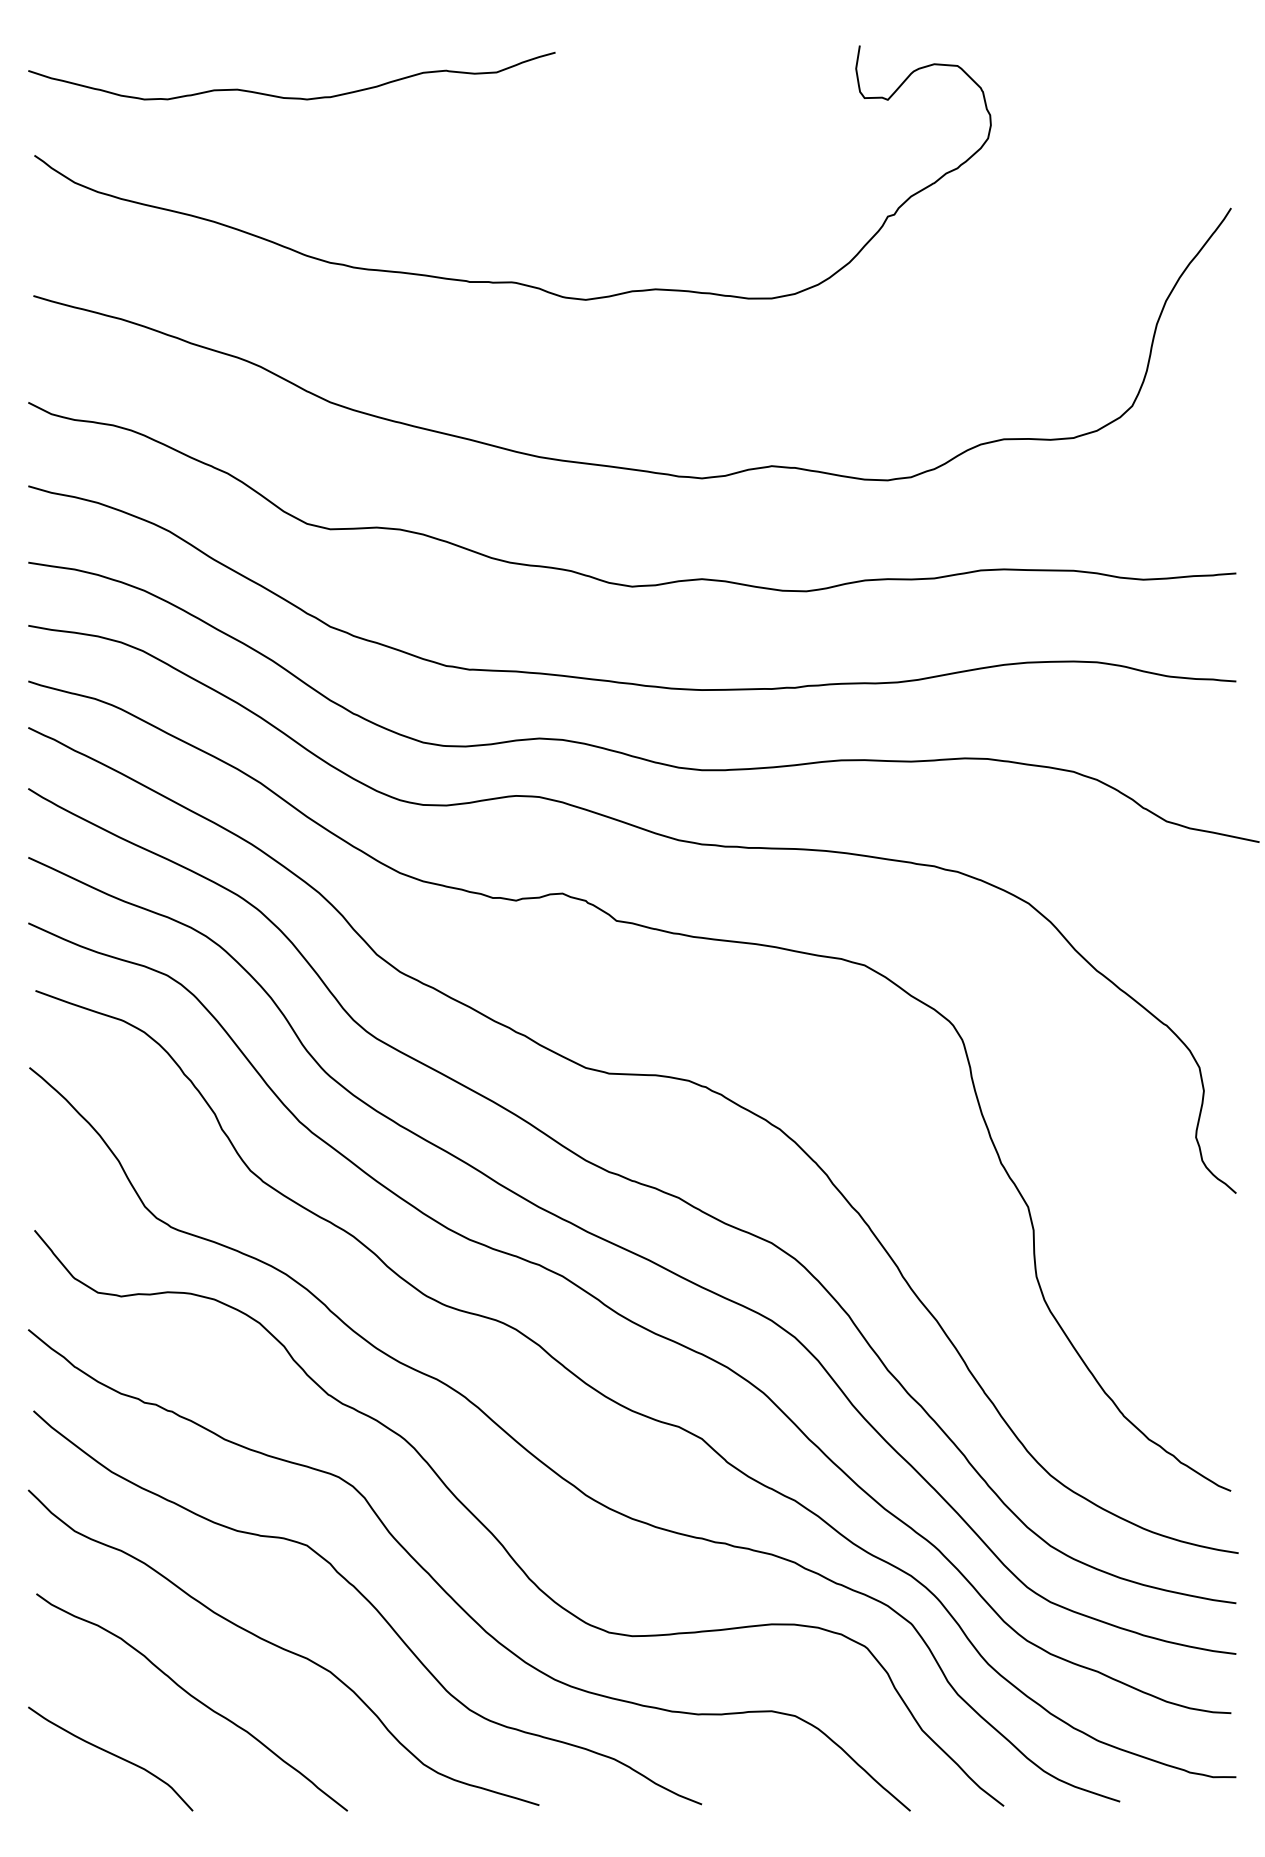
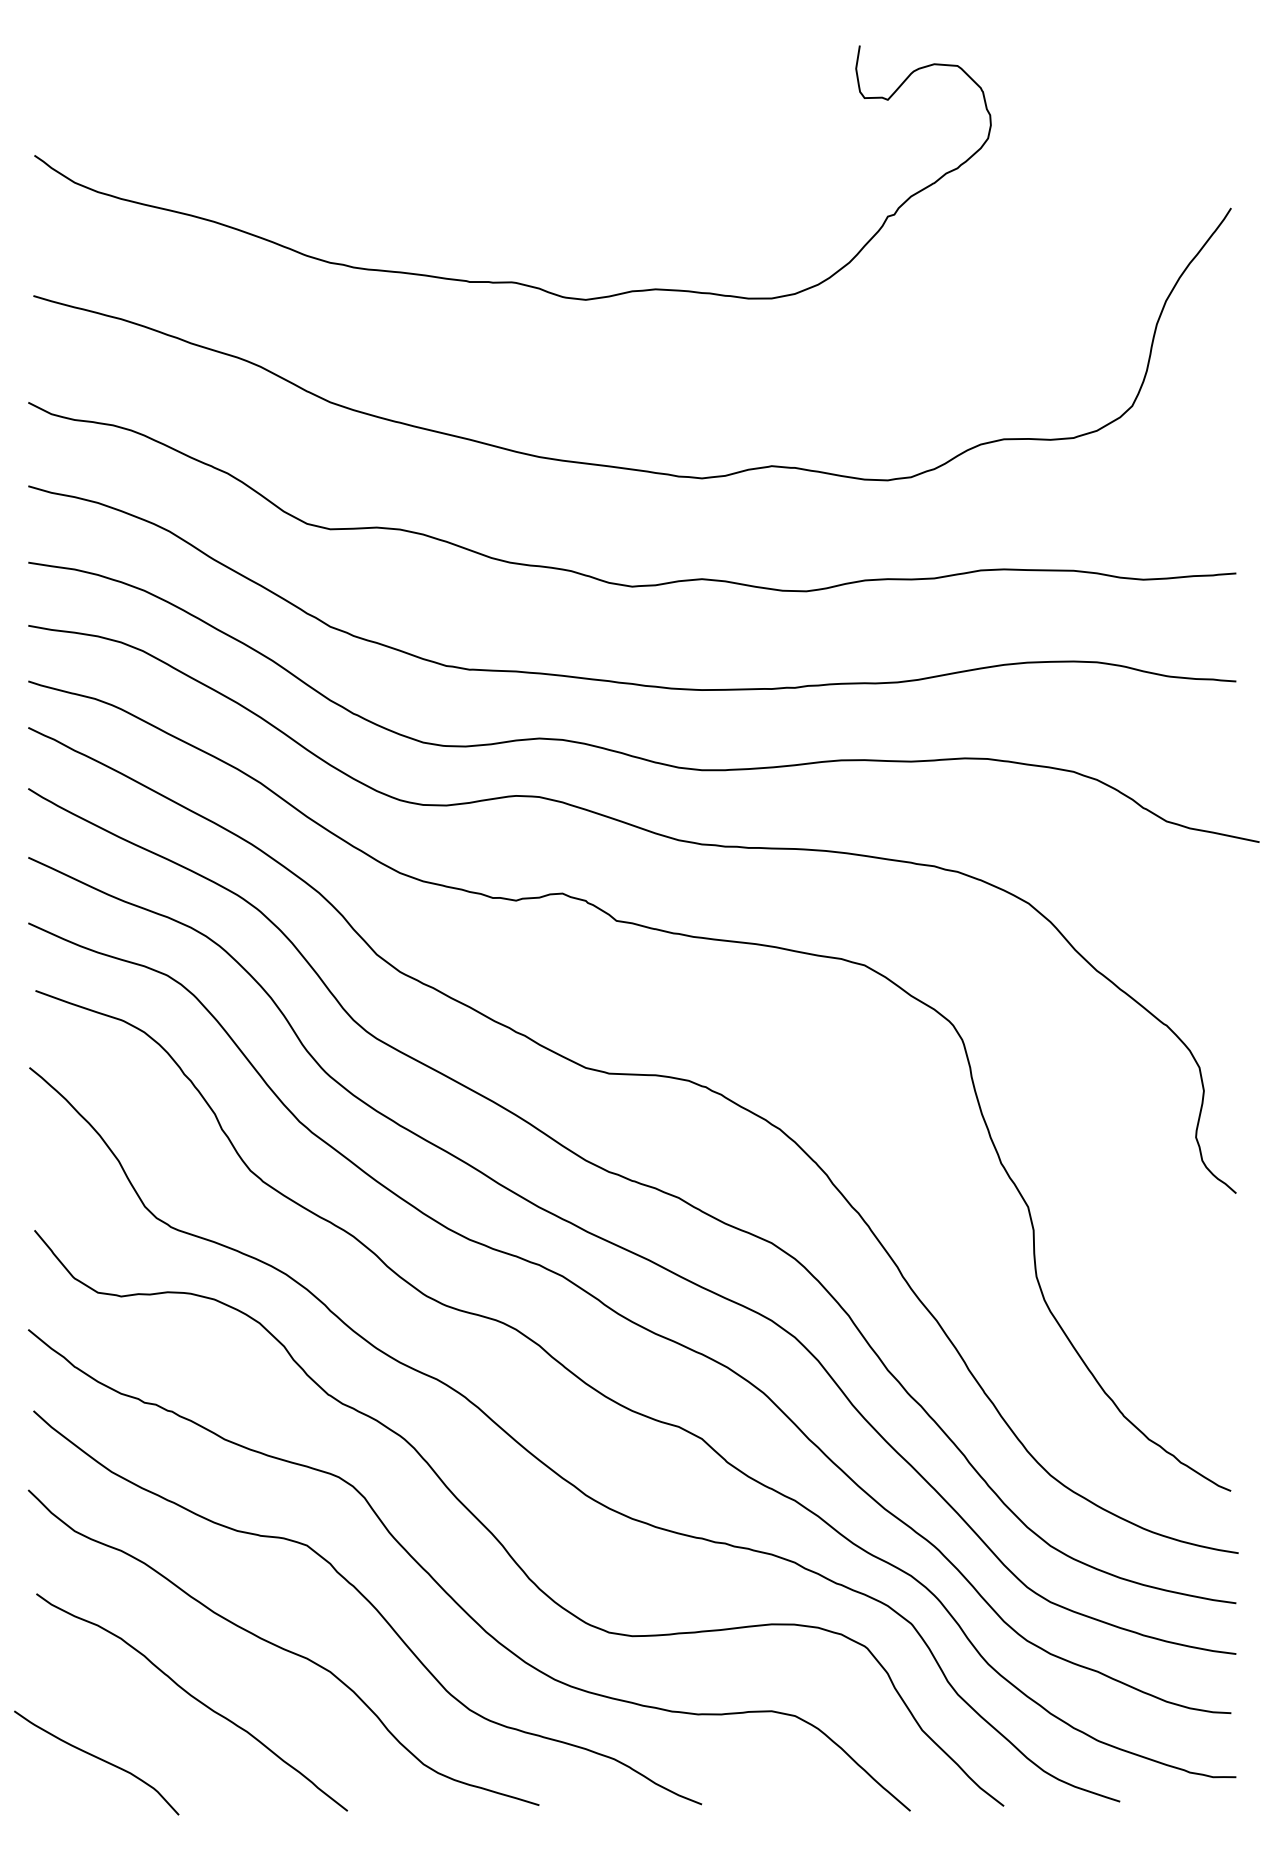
curve: present -> none (291, 97)
curve position: (112, 1755) -> (98, 1759) (98, 1759)
